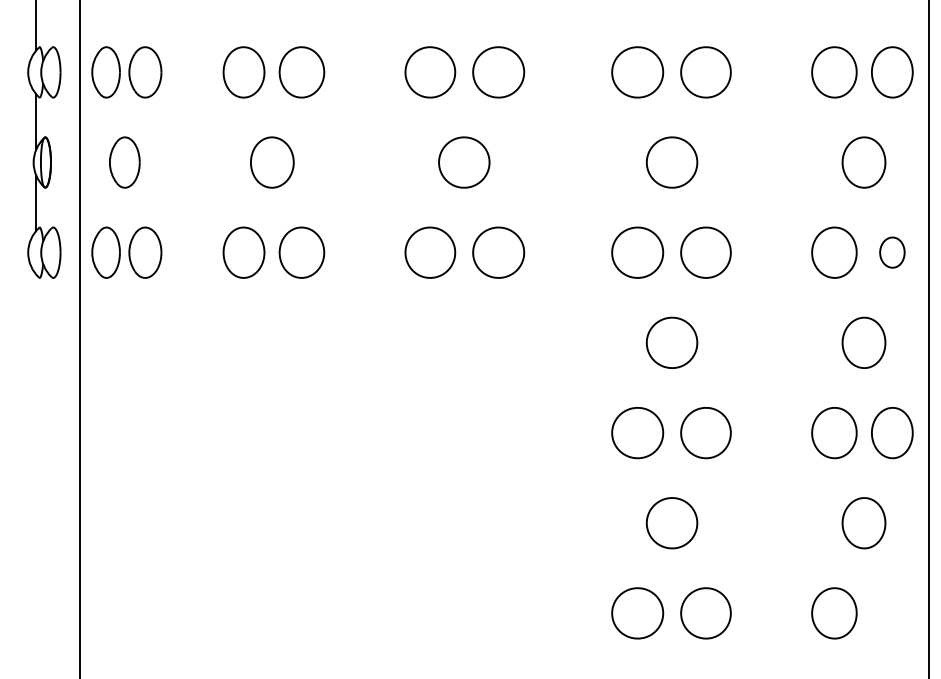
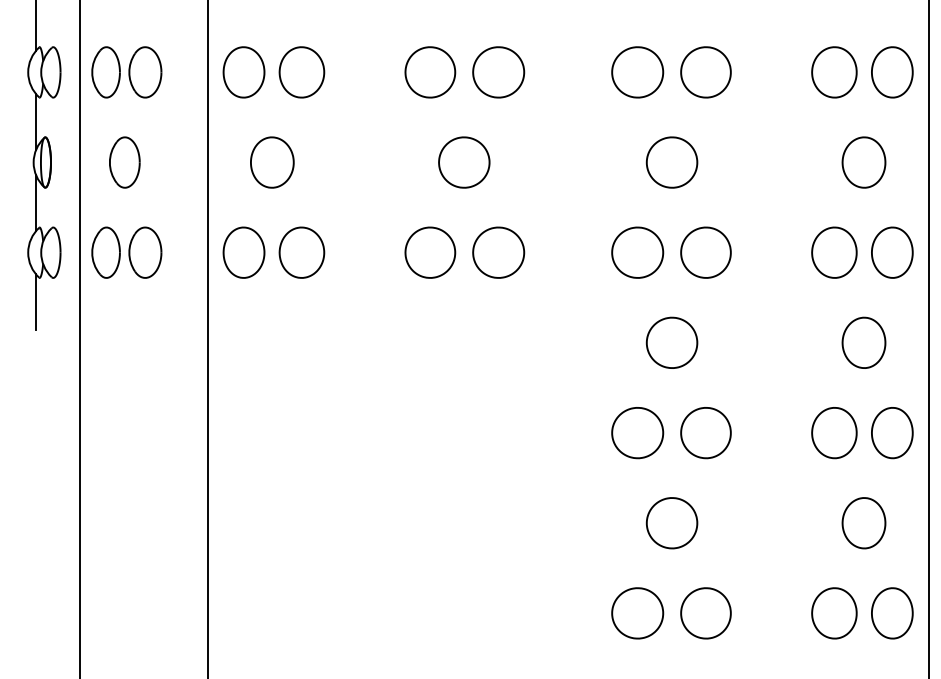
part size: 27x33 px -> 43x53 px (892, 252)
line: none -> present (36, 302)
line: none -> present (207, 338)
part: none -> present (892, 613)
